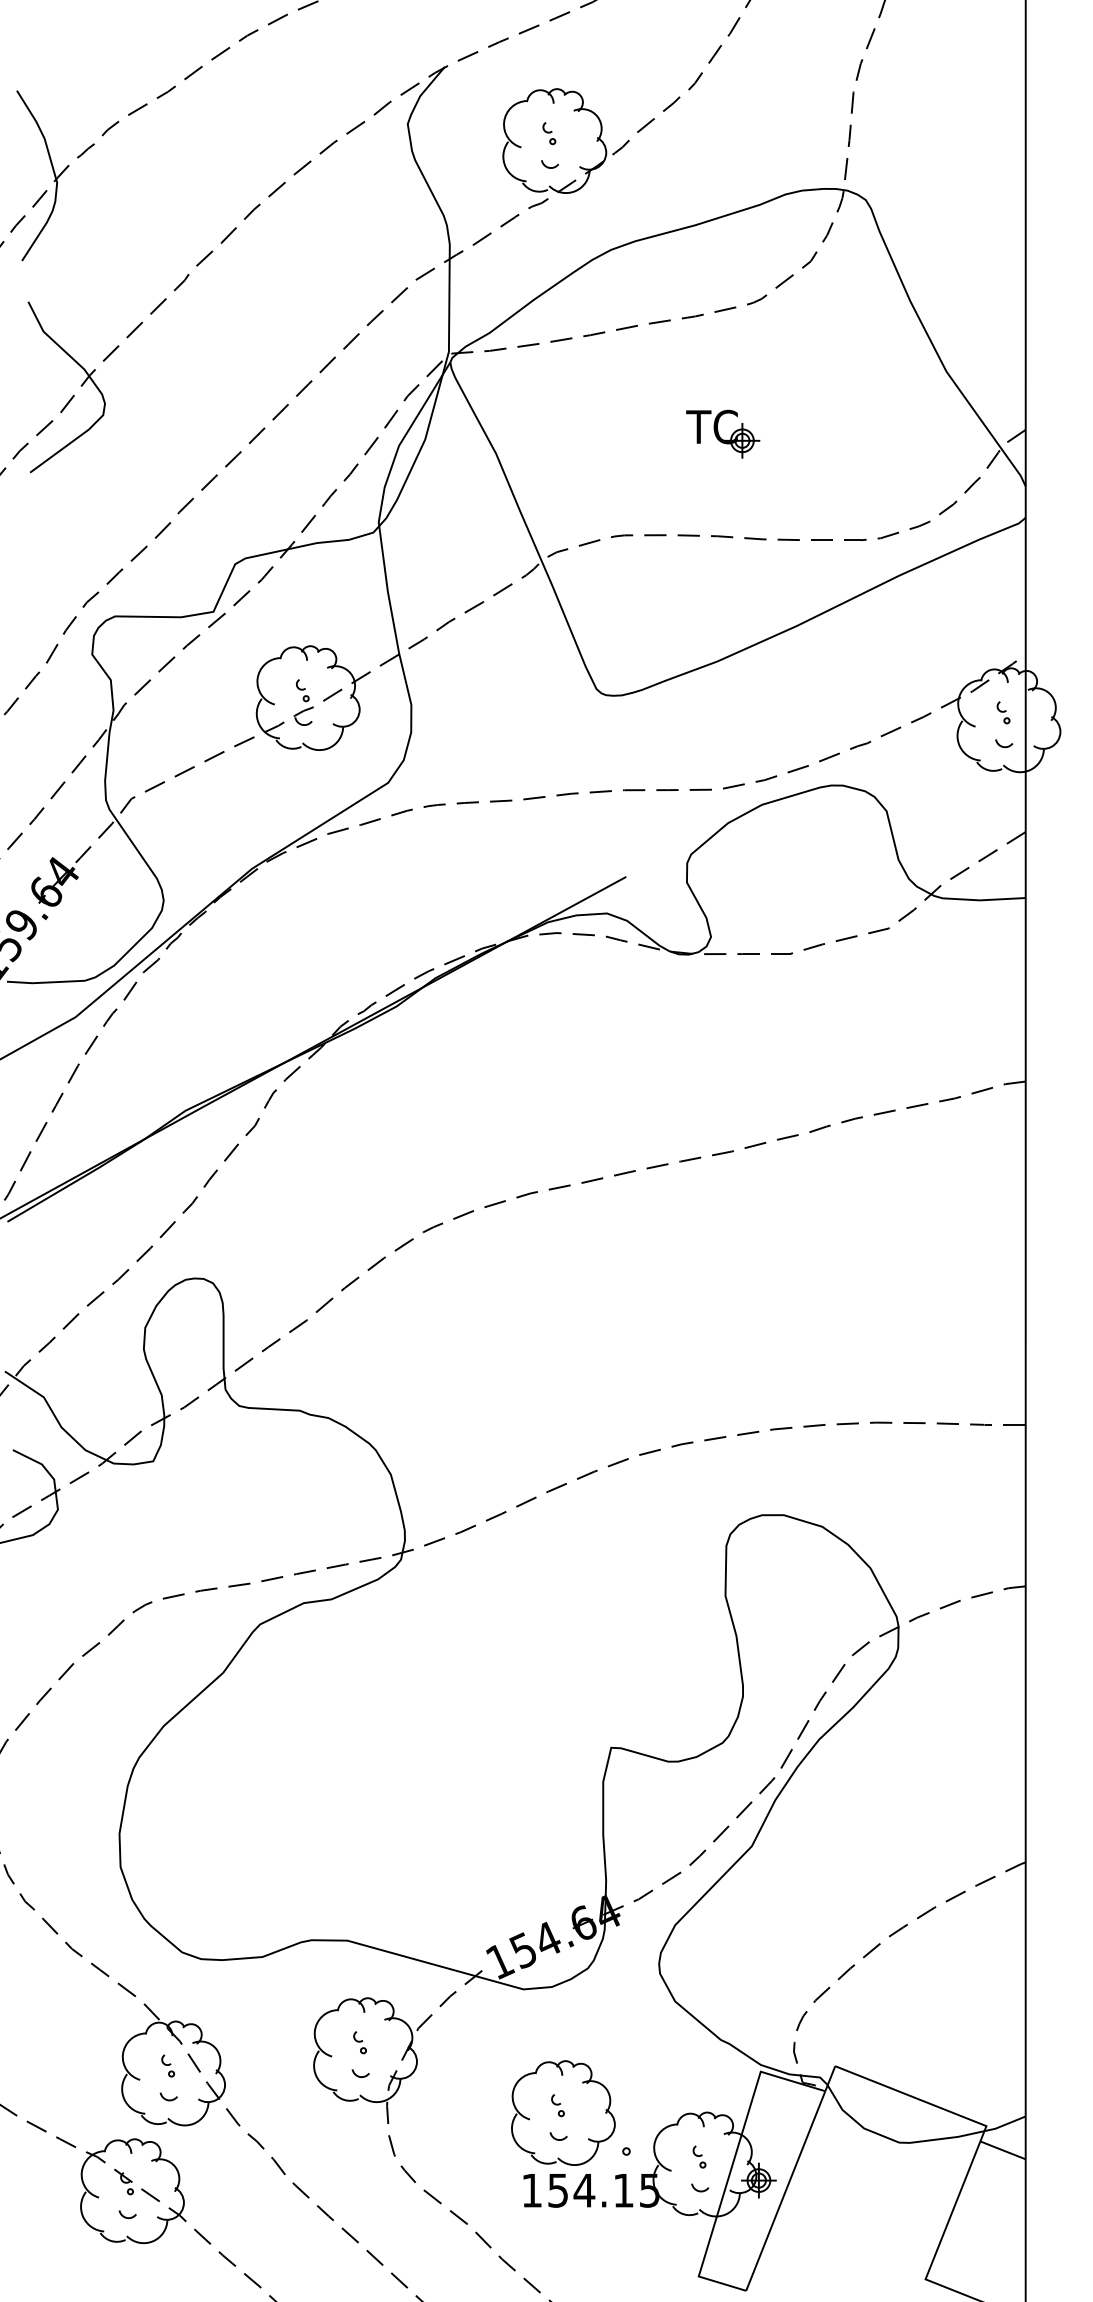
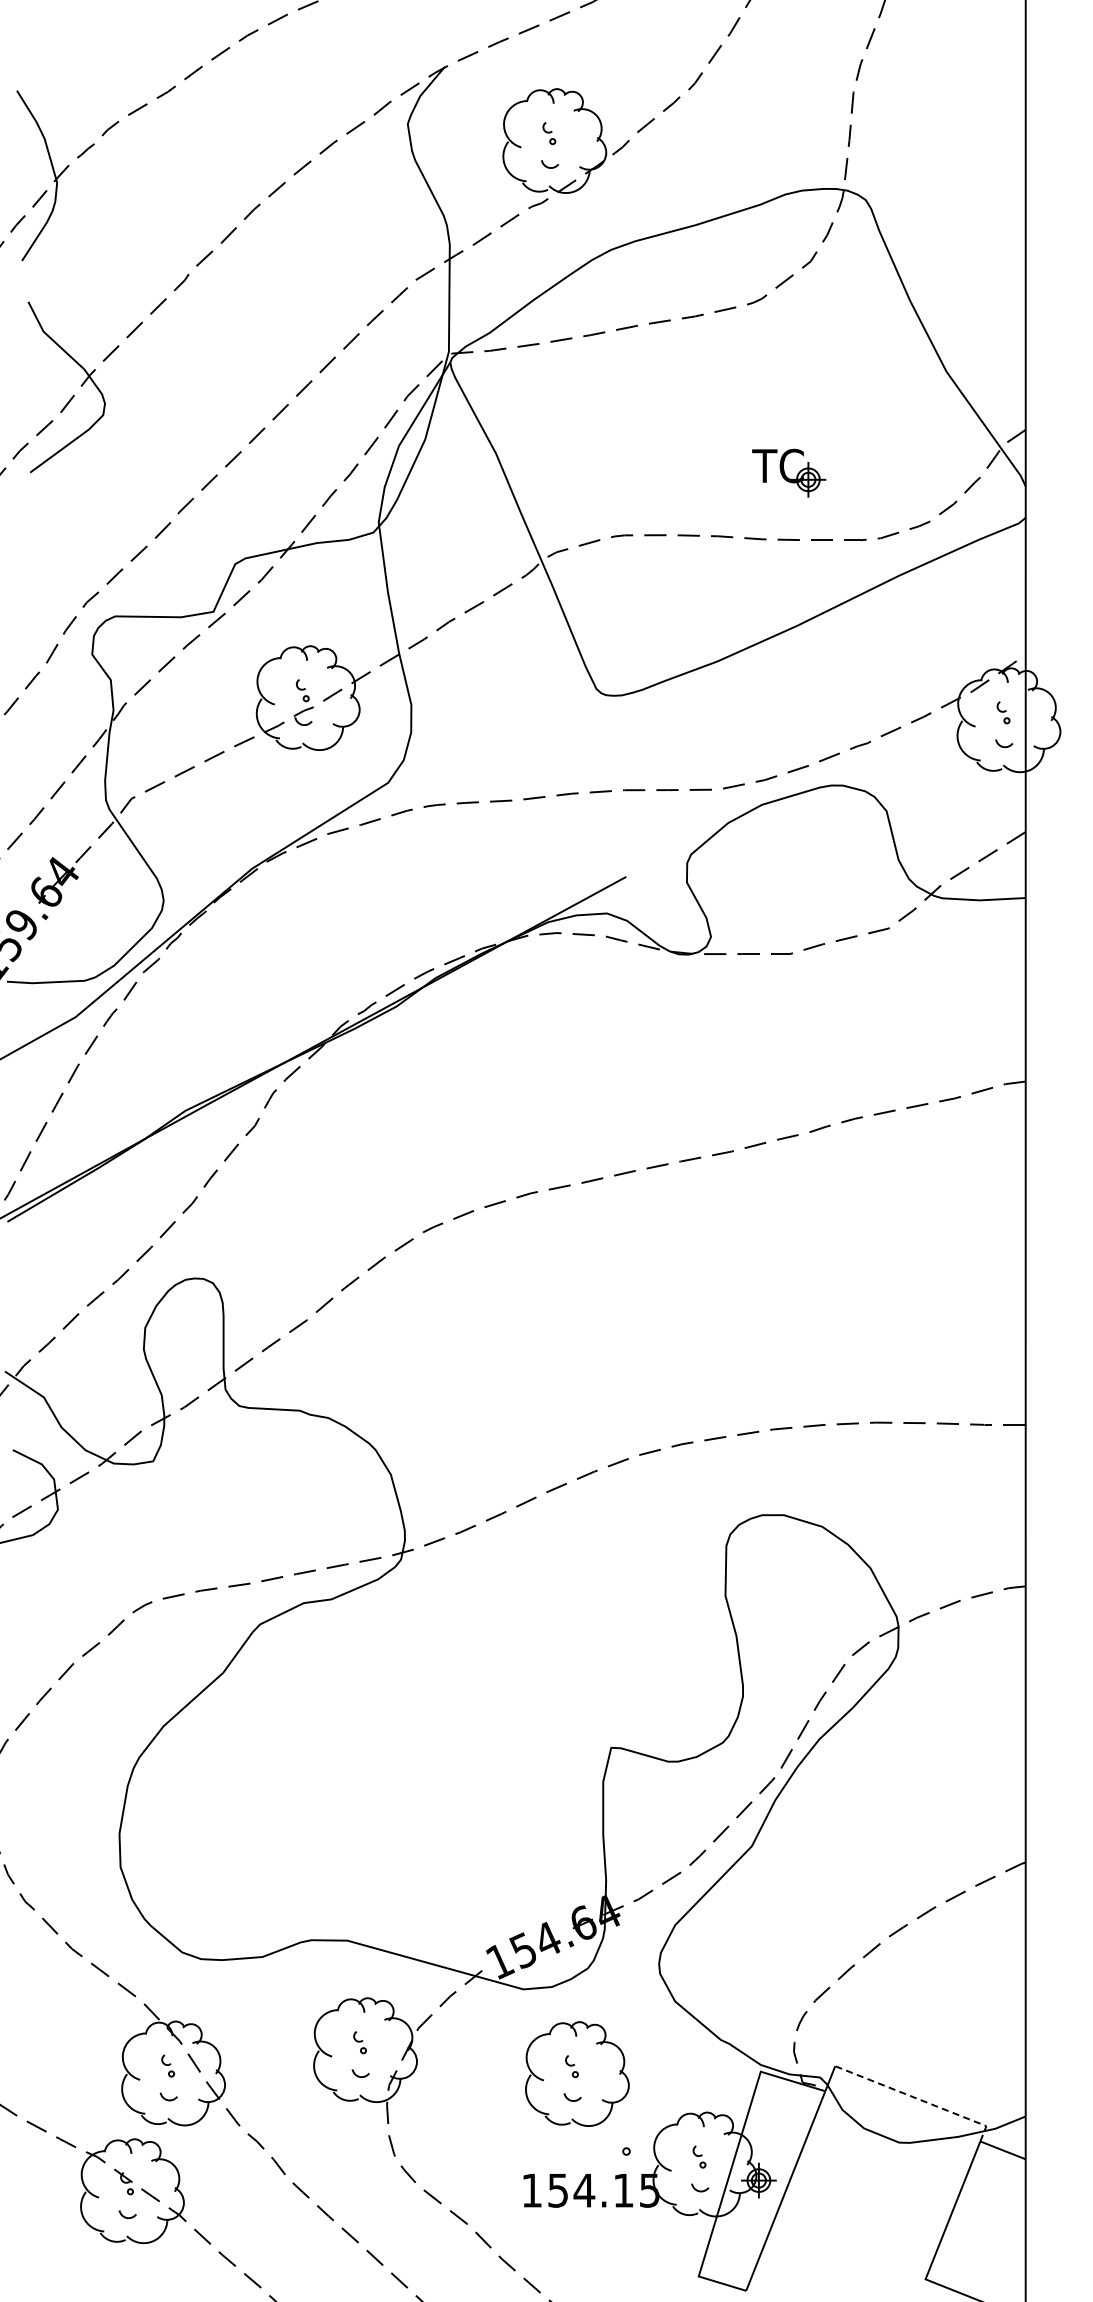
part position: (723, 433) -> (789, 472) (789, 472)
line: solid -> dashed (918, 2099)
part position: (563, 2112) -> (577, 2073) (577, 2073)
